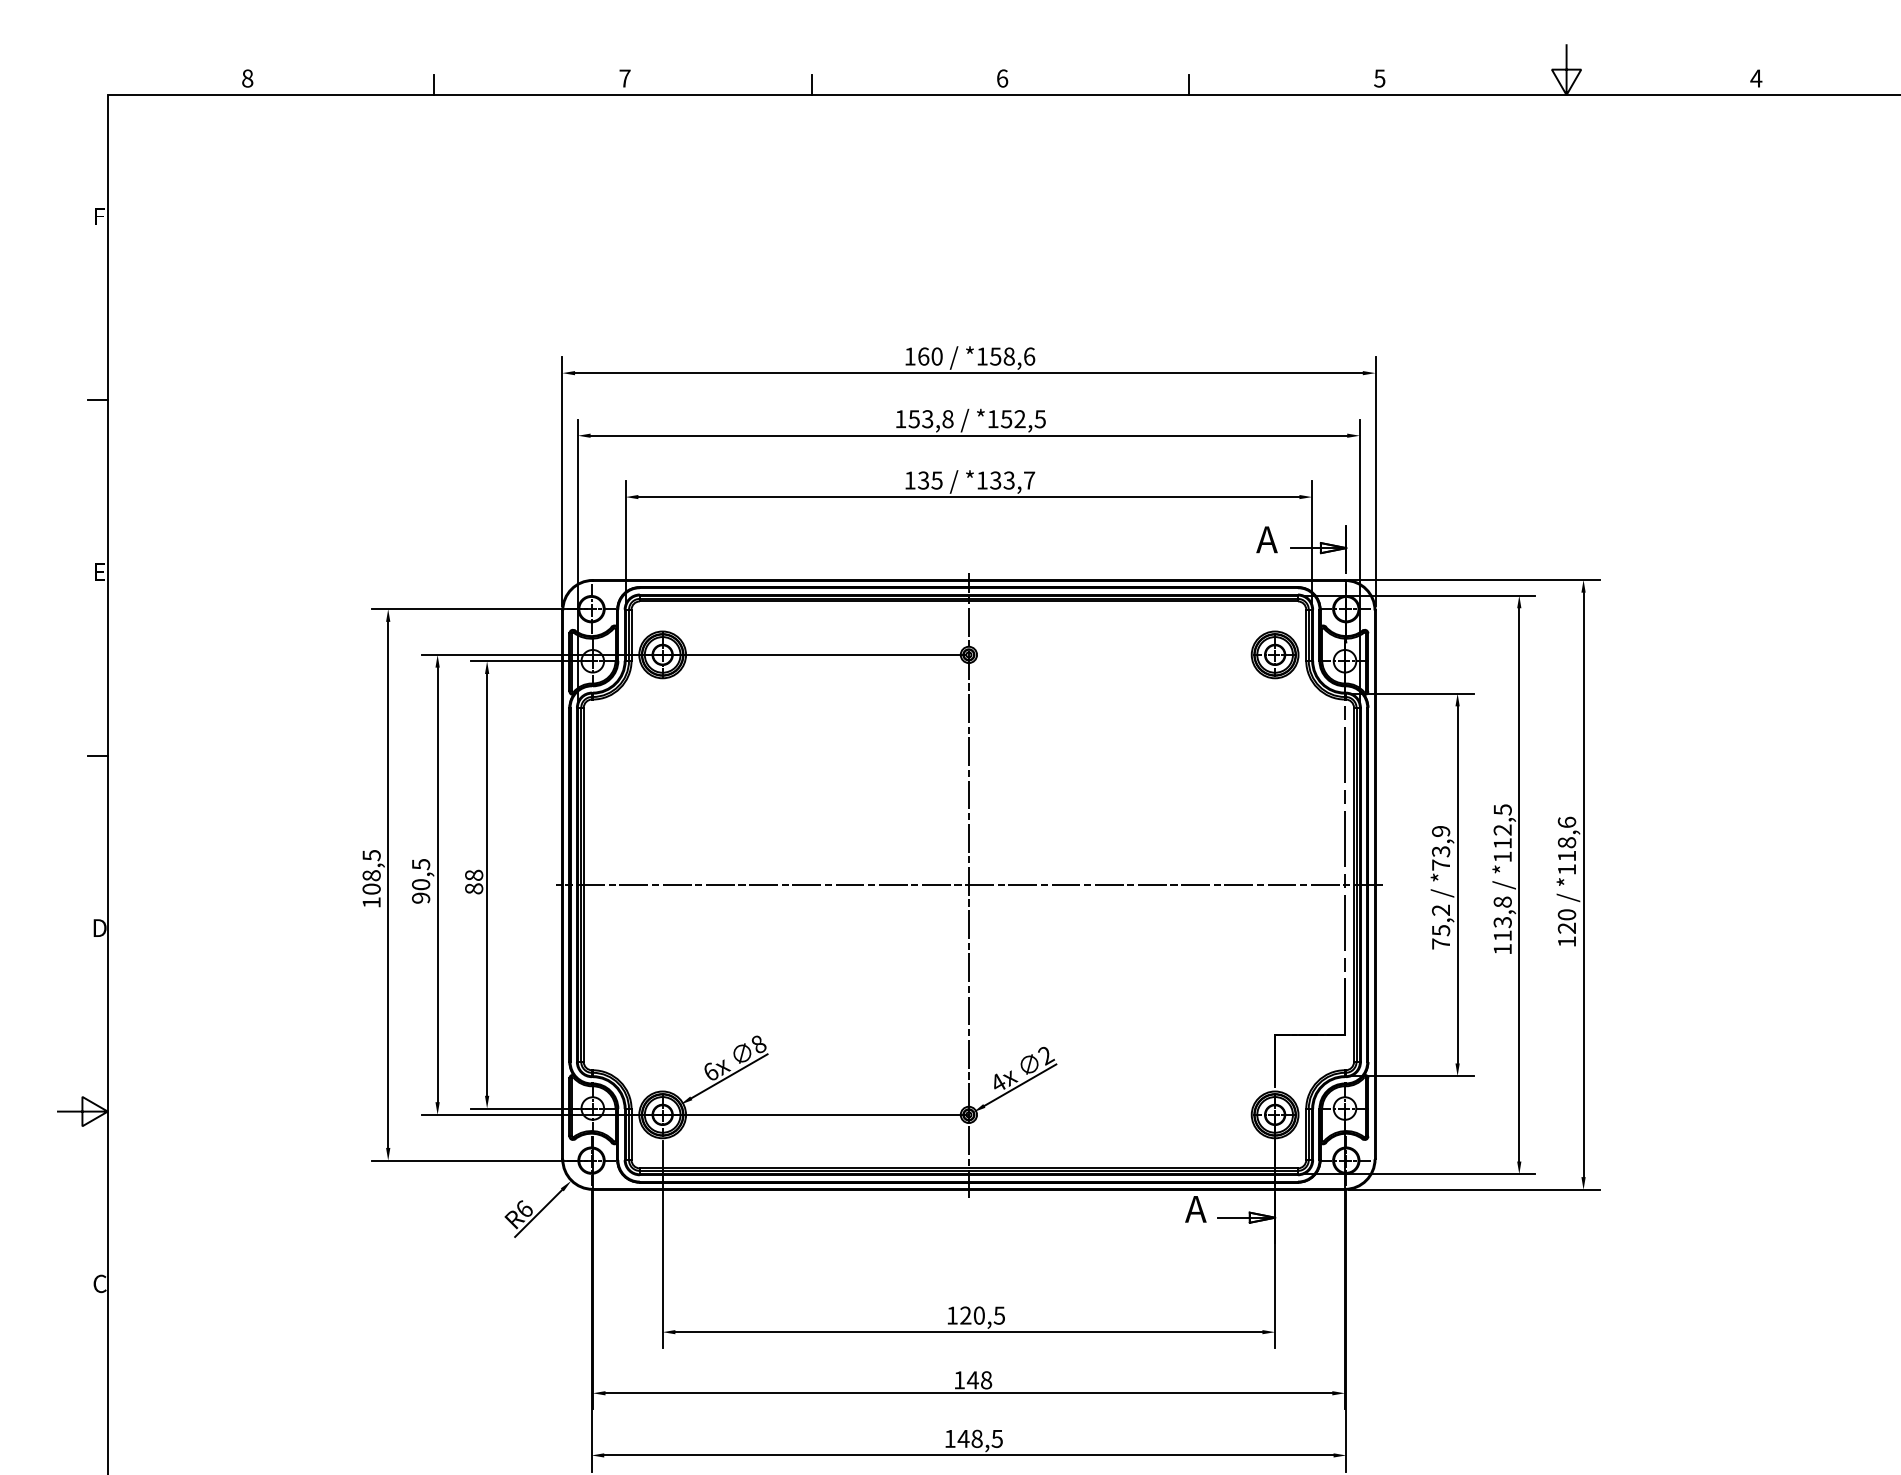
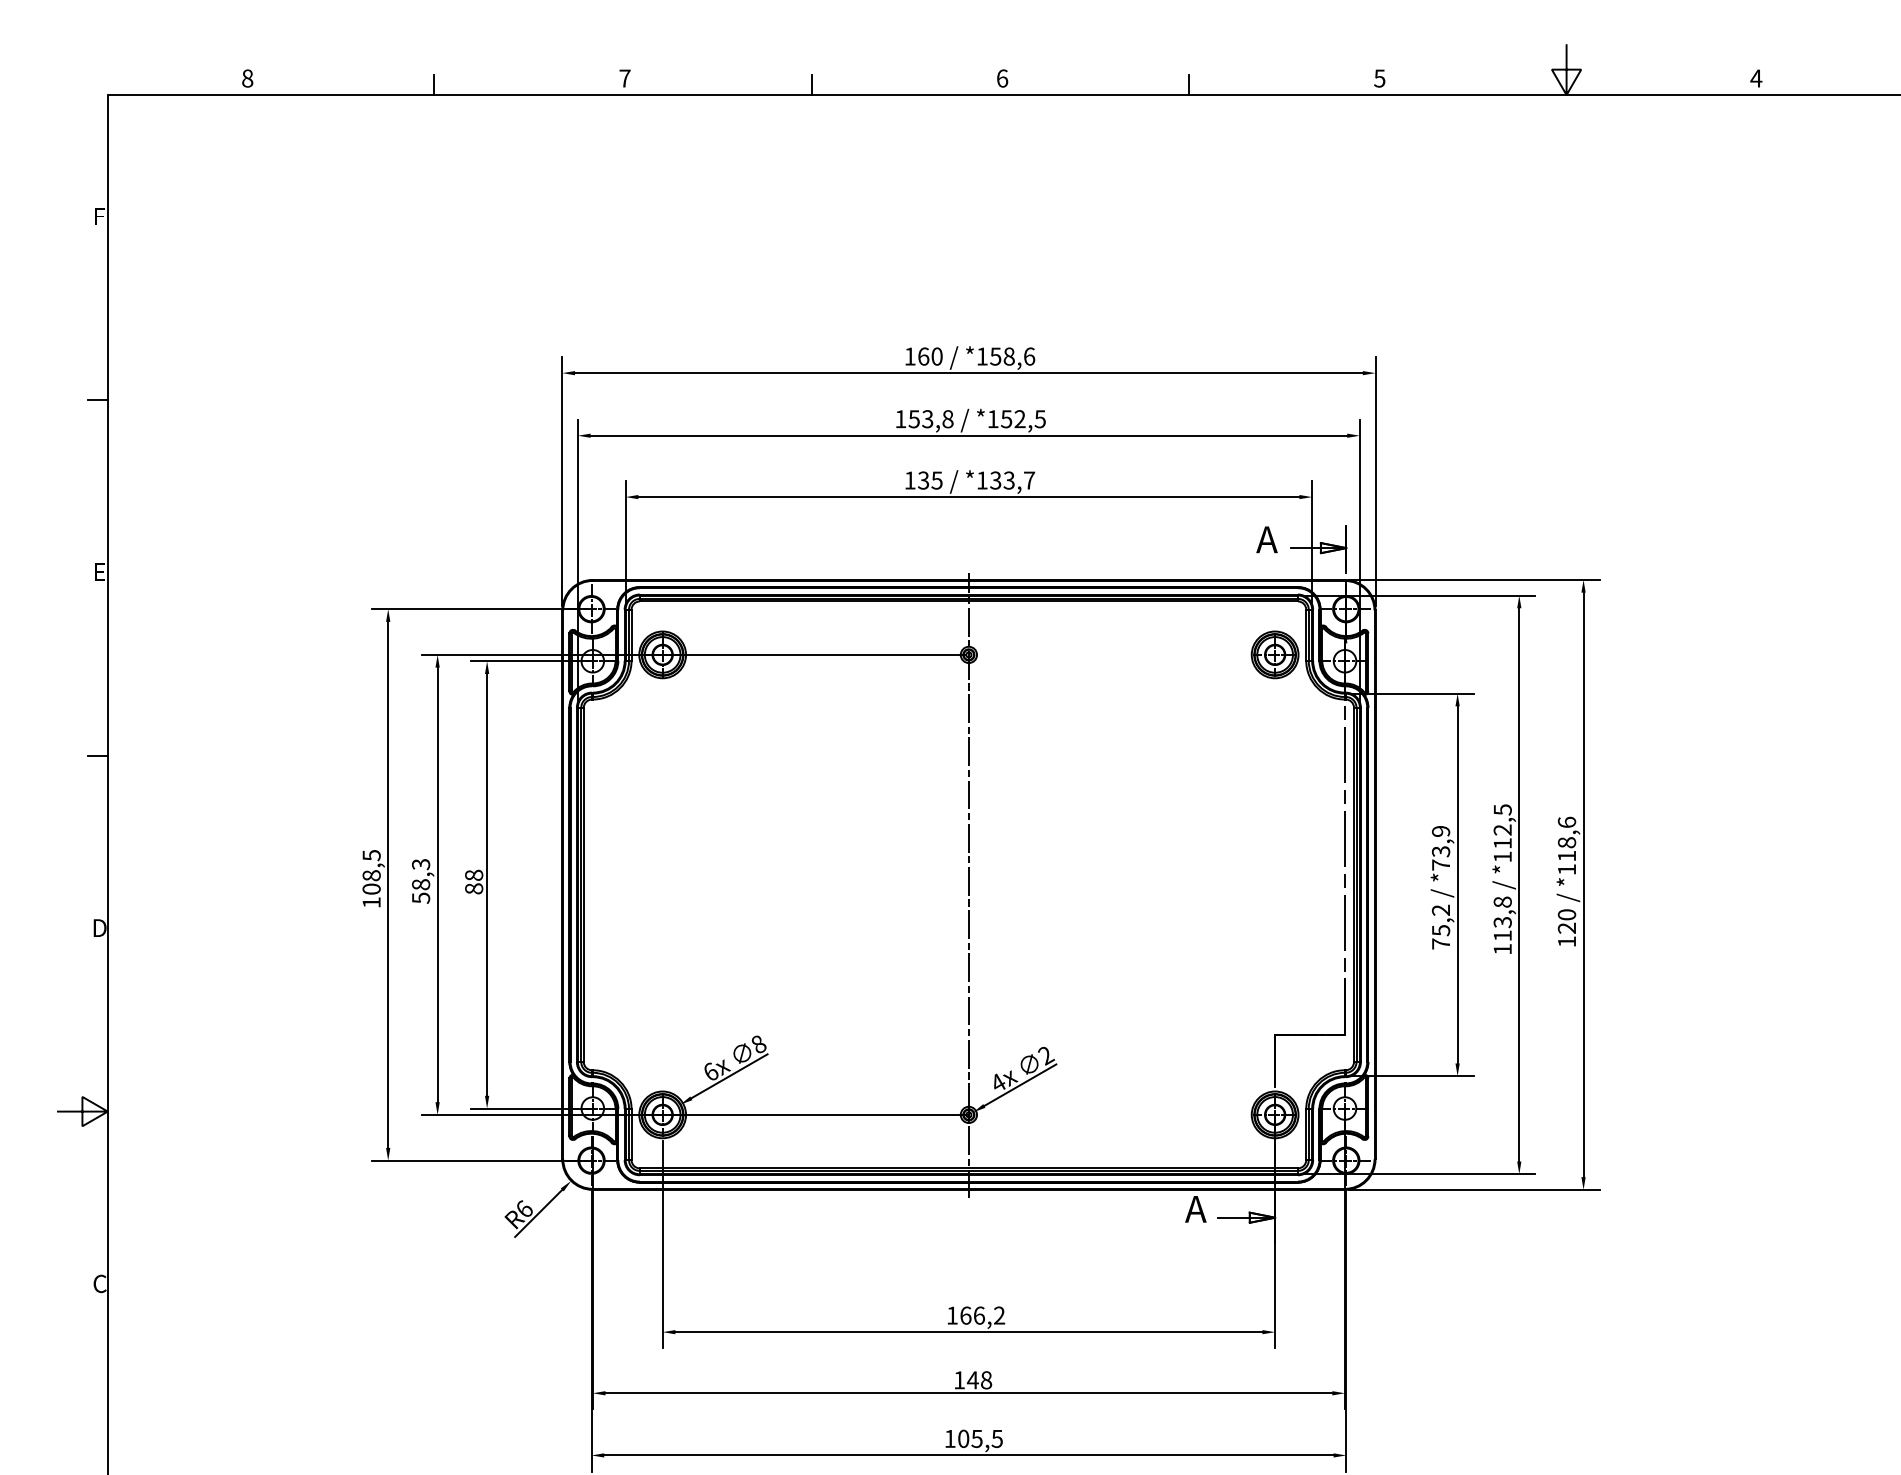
text: 90,5 -> 58,3 (421, 881)
line: present -> none (969, 884)
text: 120,5 -> 166,2 (982, 1315)
text: 148,5 -> 105,5 (969, 1438)
